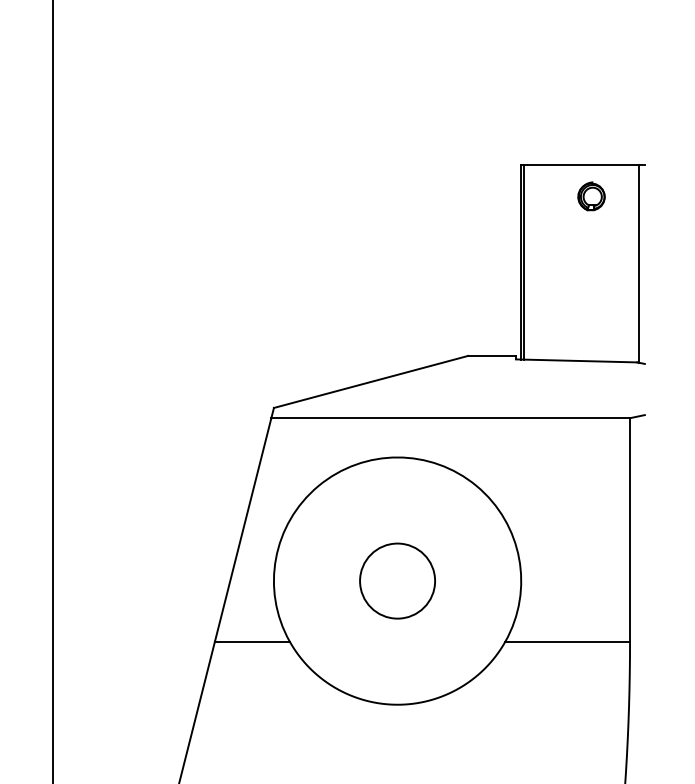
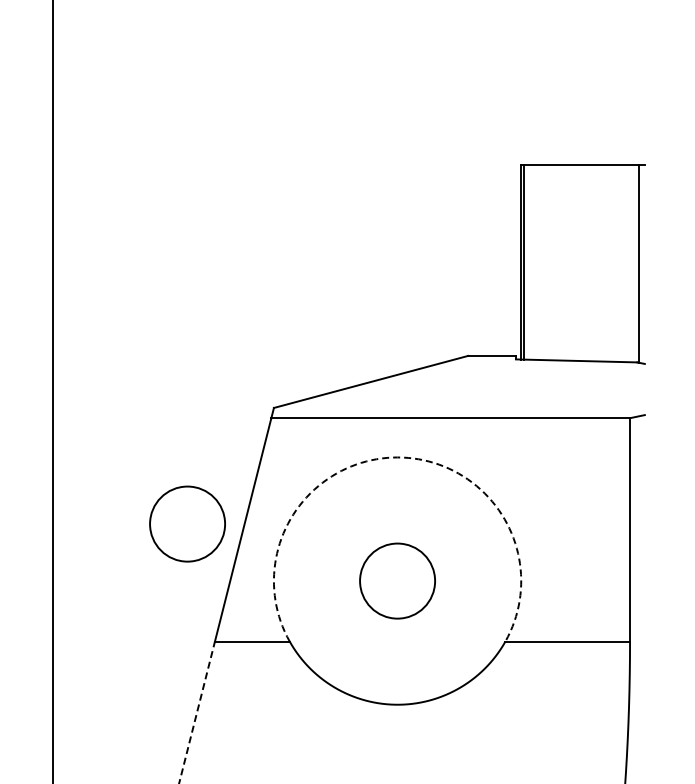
part: present -> none (591, 196)
arc: solid -> dashed (397, 457)
circle: none -> present (187, 523)
line: solid -> dashed (197, 712)
